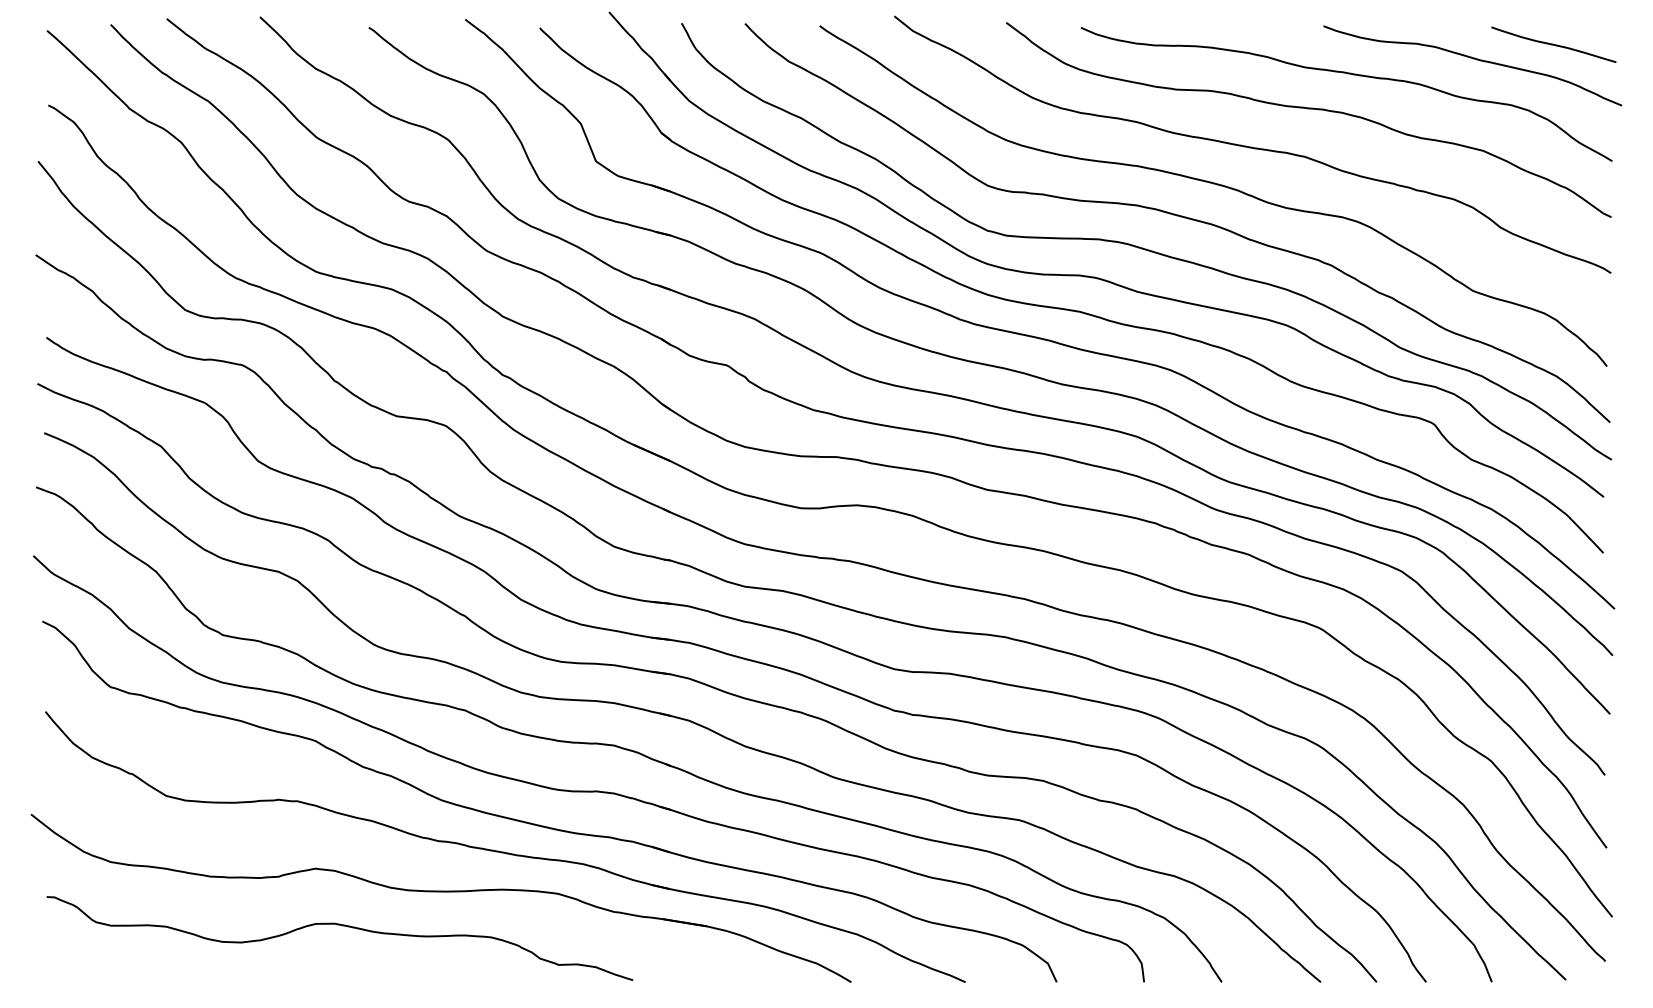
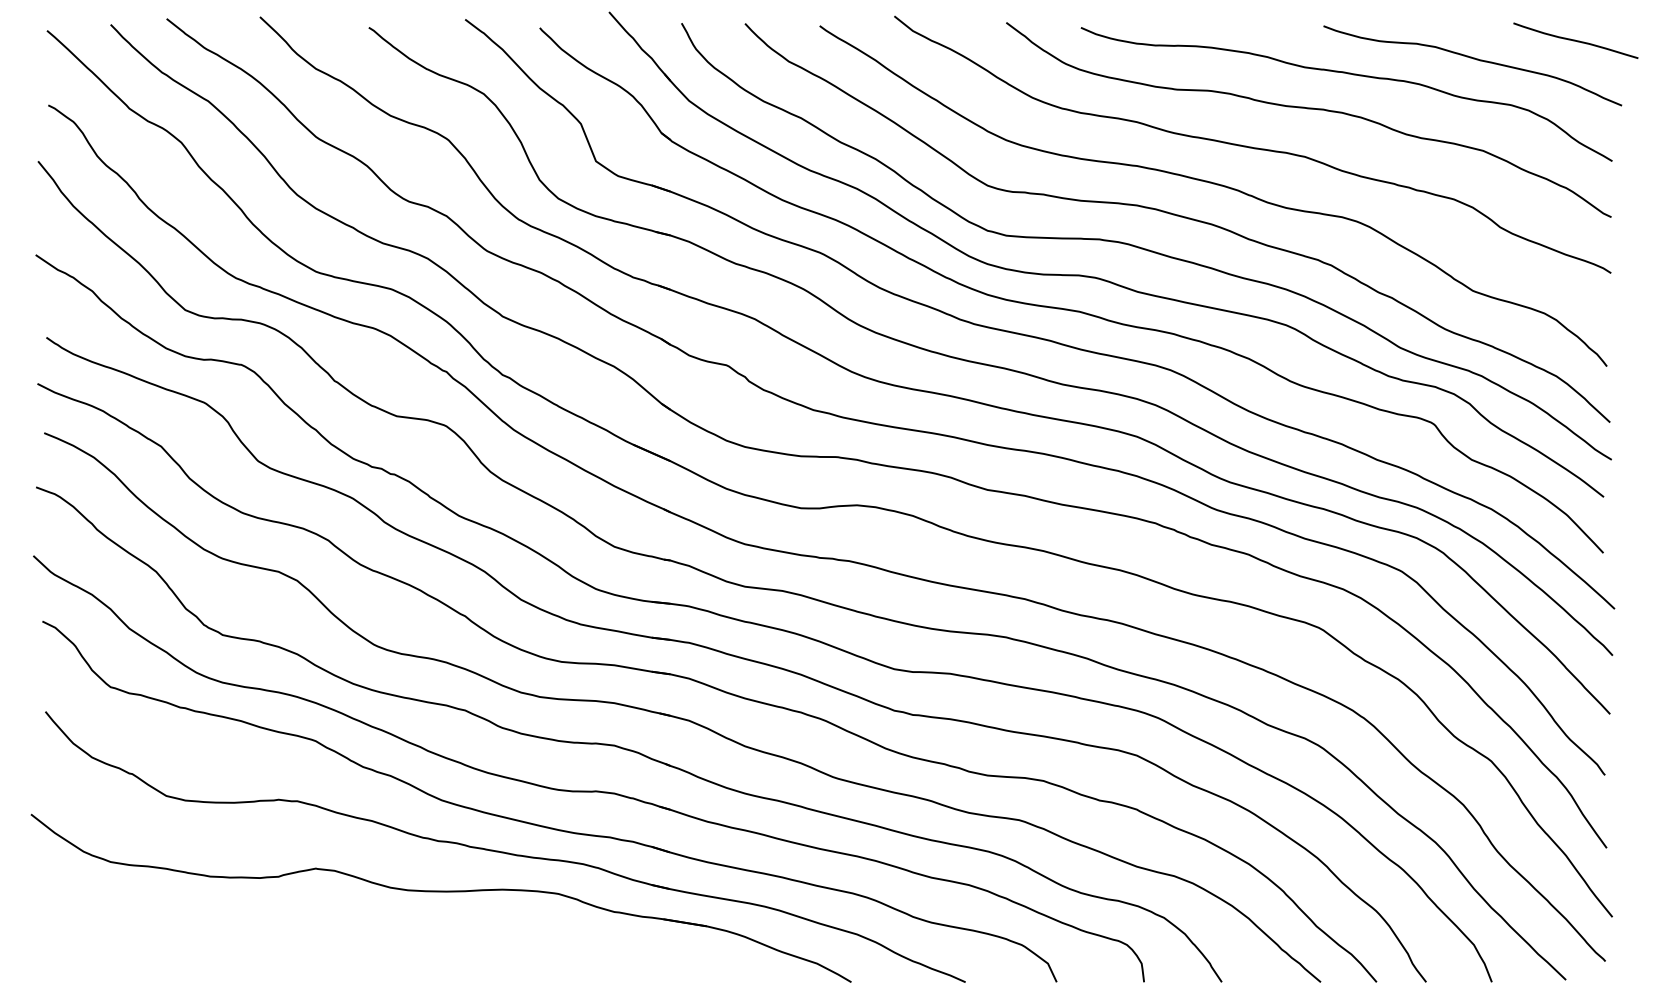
curve position: (1553, 44) -> (1575, 40) (1575, 40)
curve: present -> none (342, 926)
